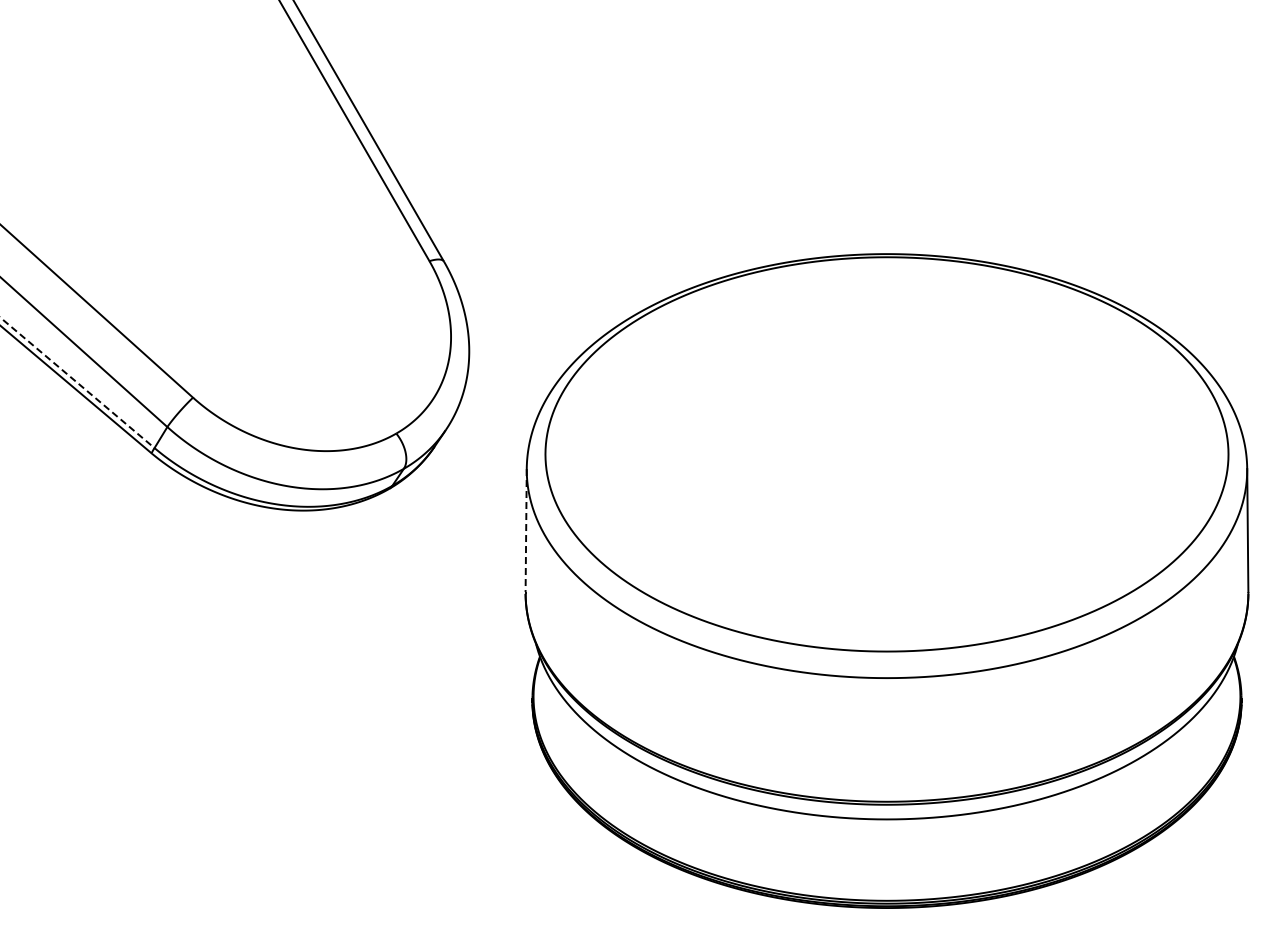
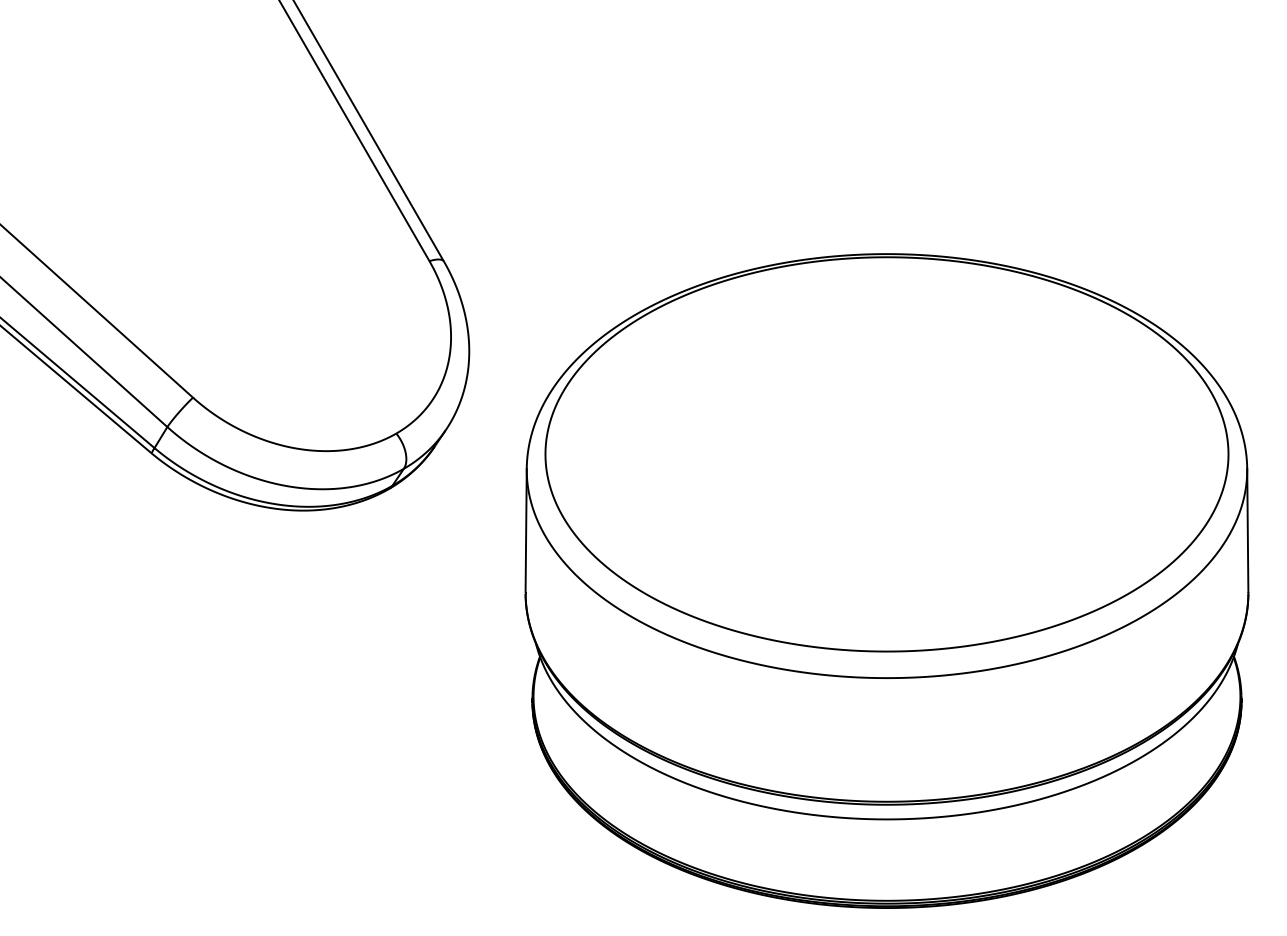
line: dashed -> solid (77, 383)
line: dashed -> solid (526, 531)
